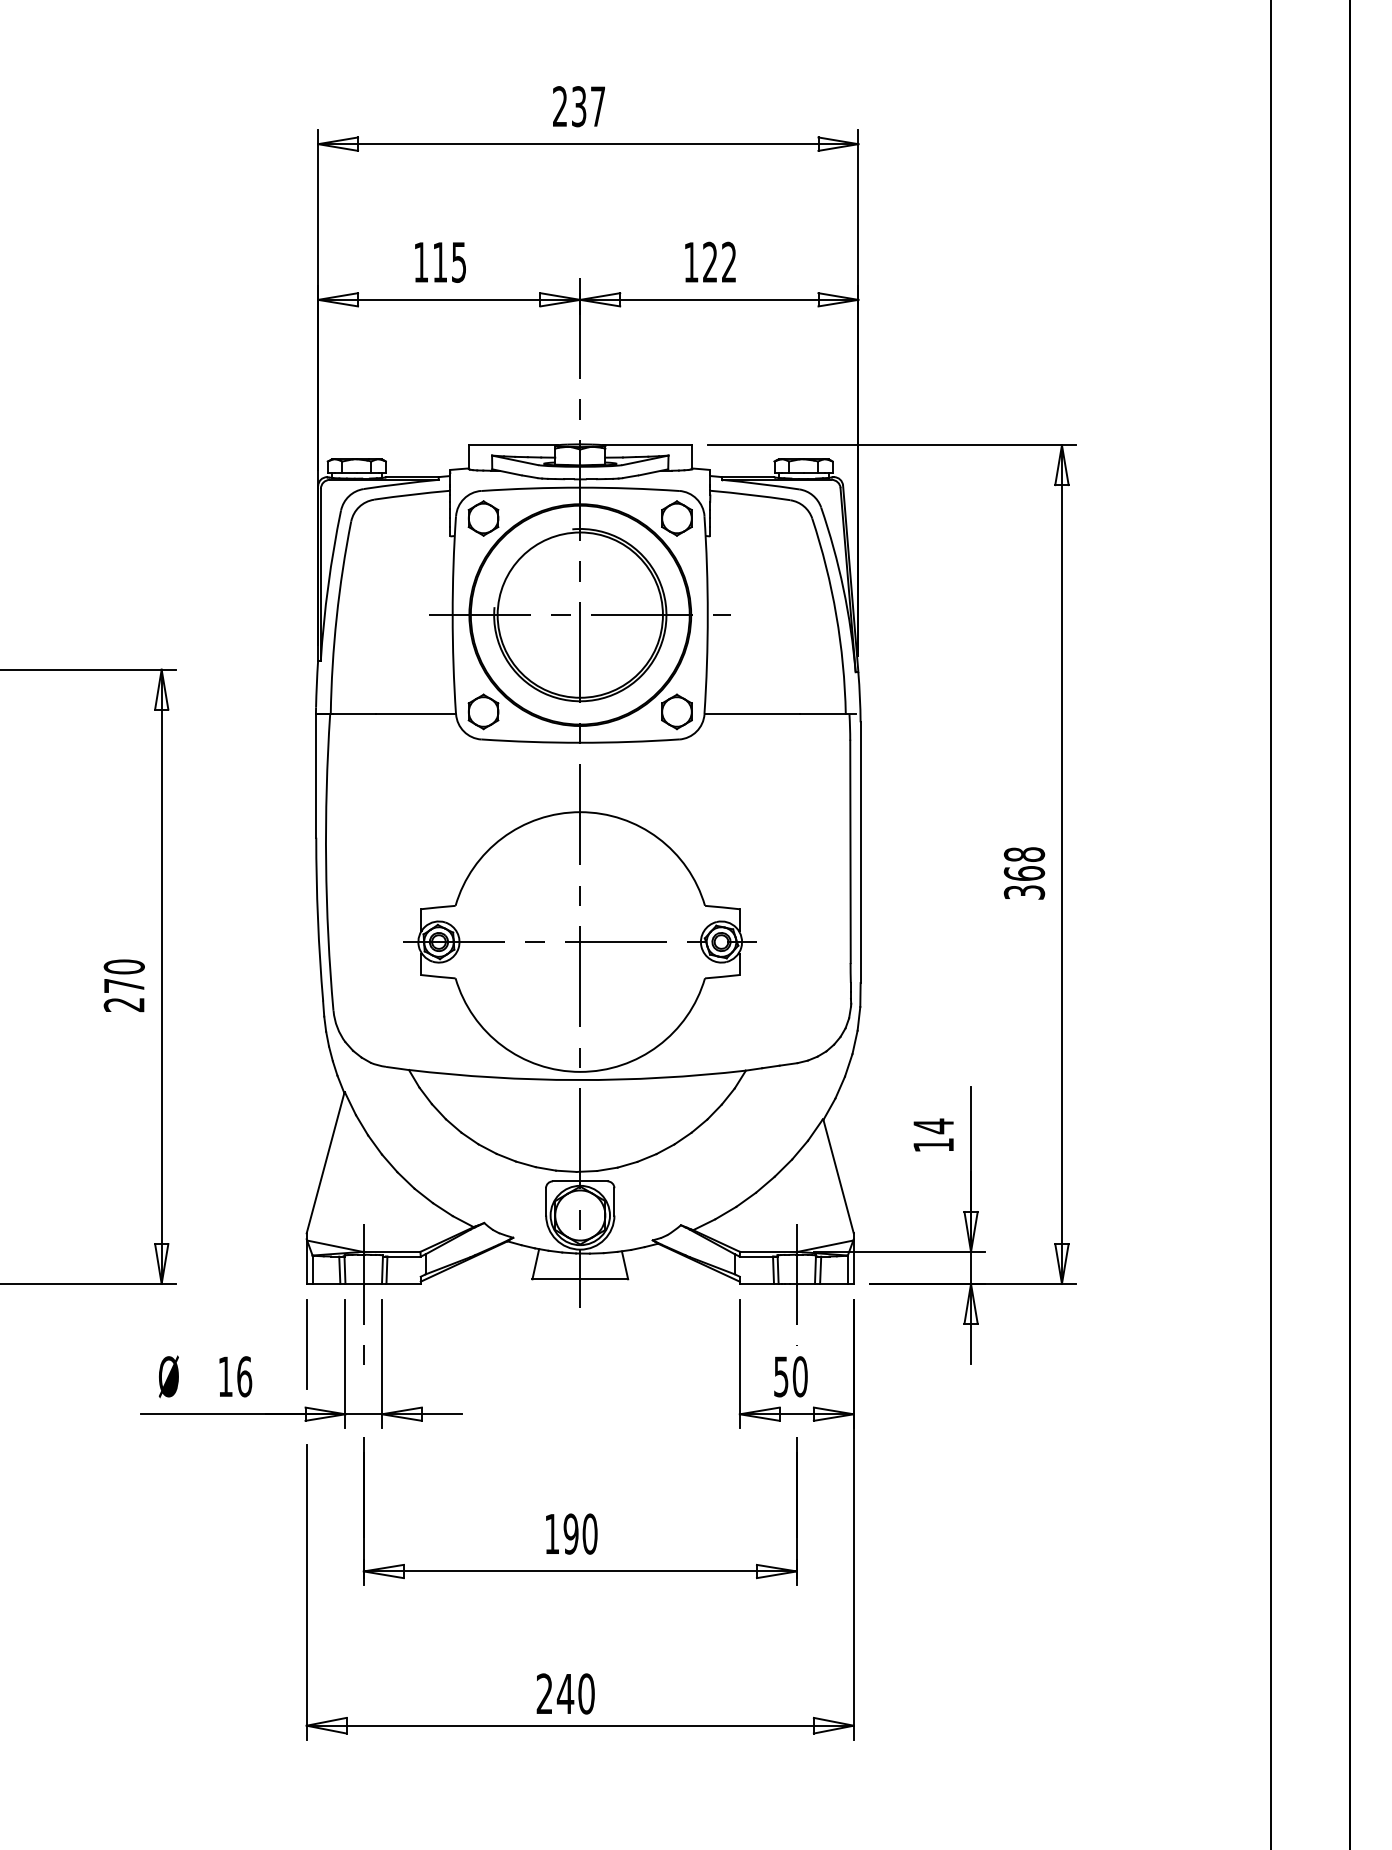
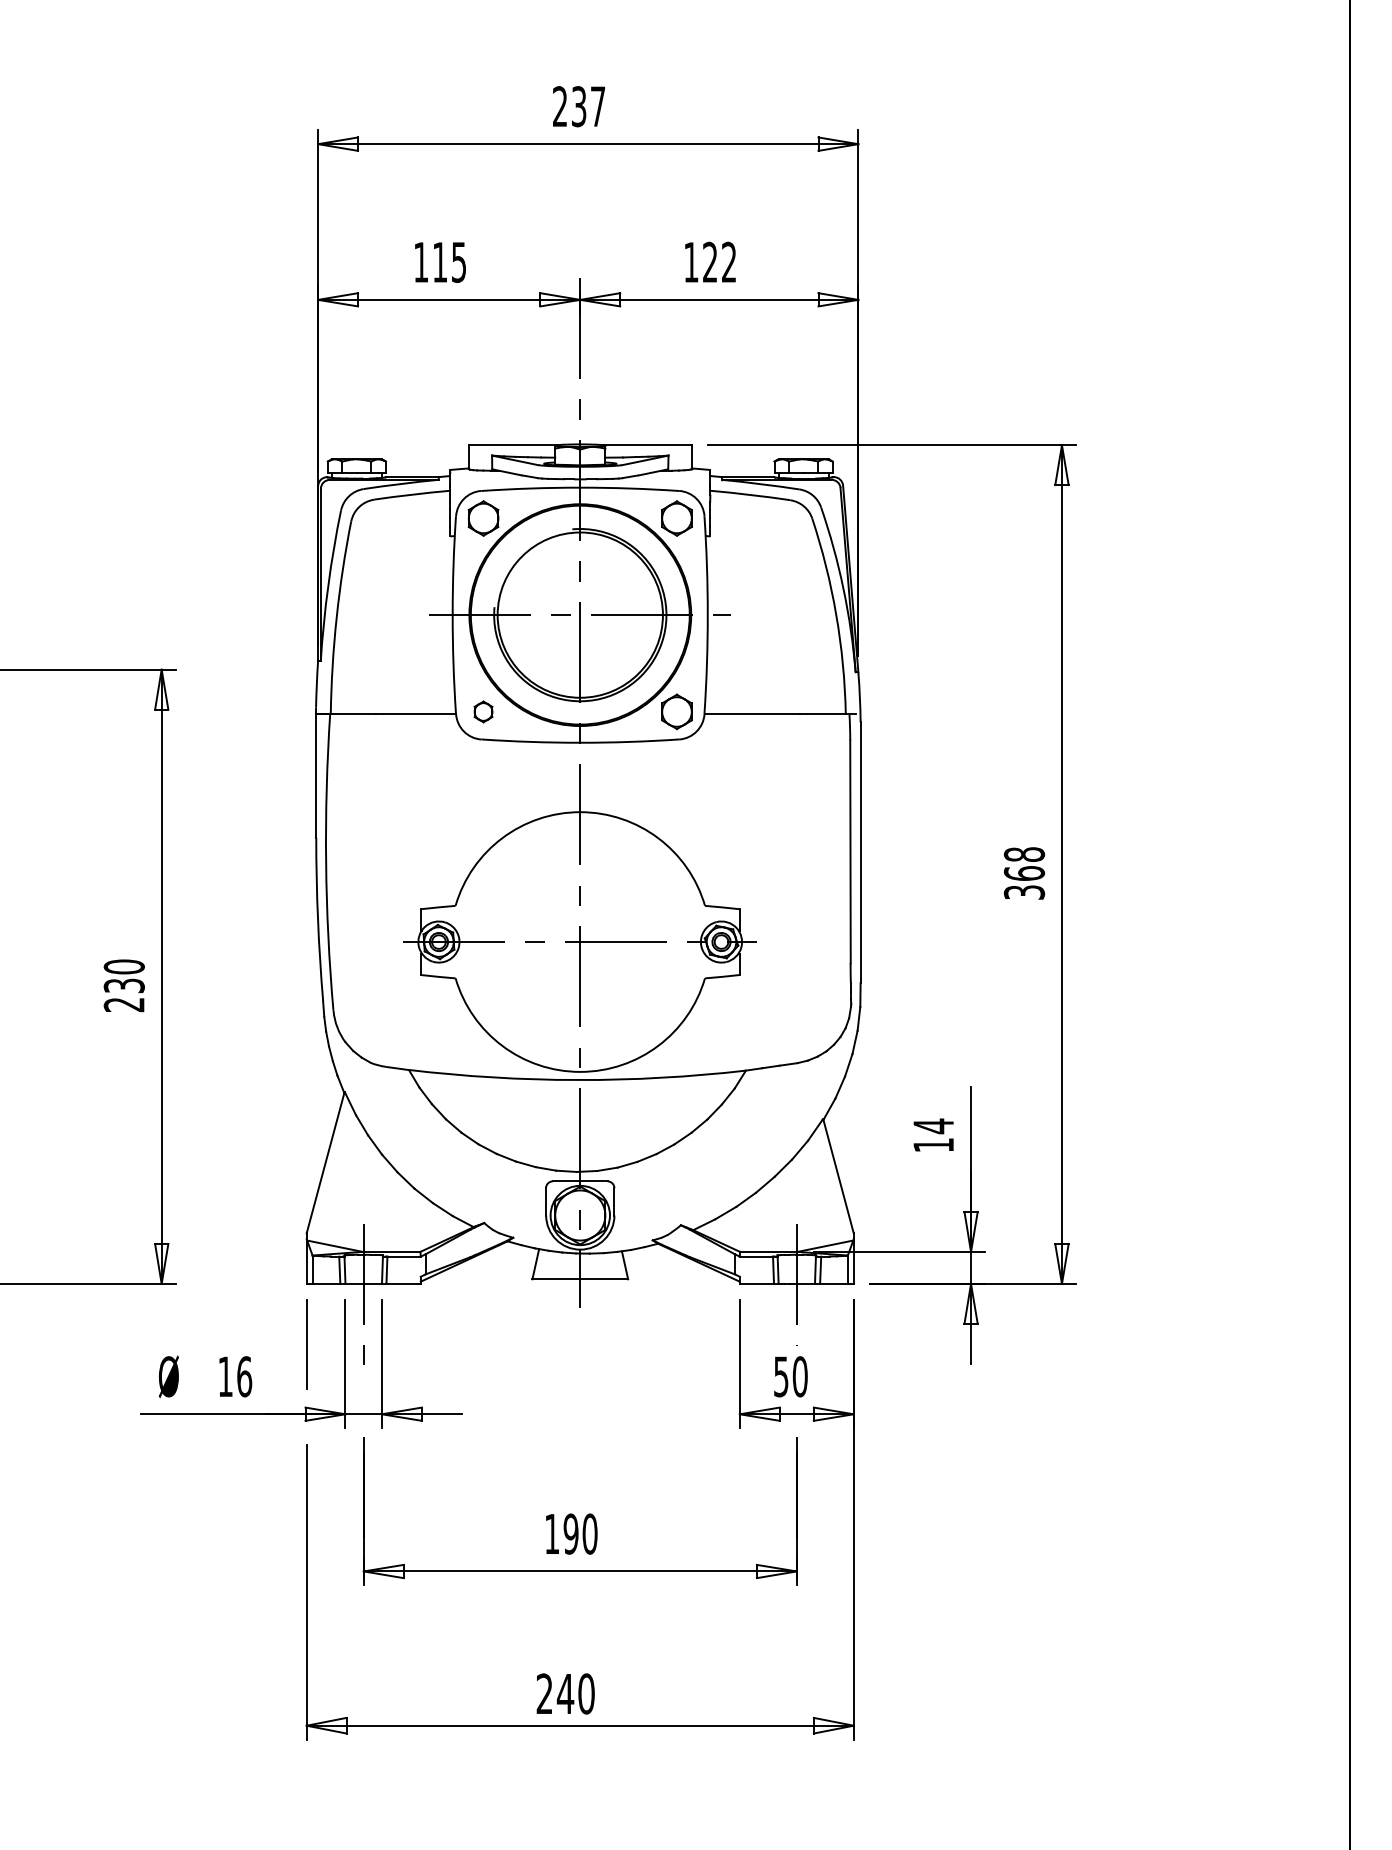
part size: 33x38 px -> 21x24 px (483, 711)
line: present -> none (1270, 924)
text: 270 -> 230 (123, 985)
